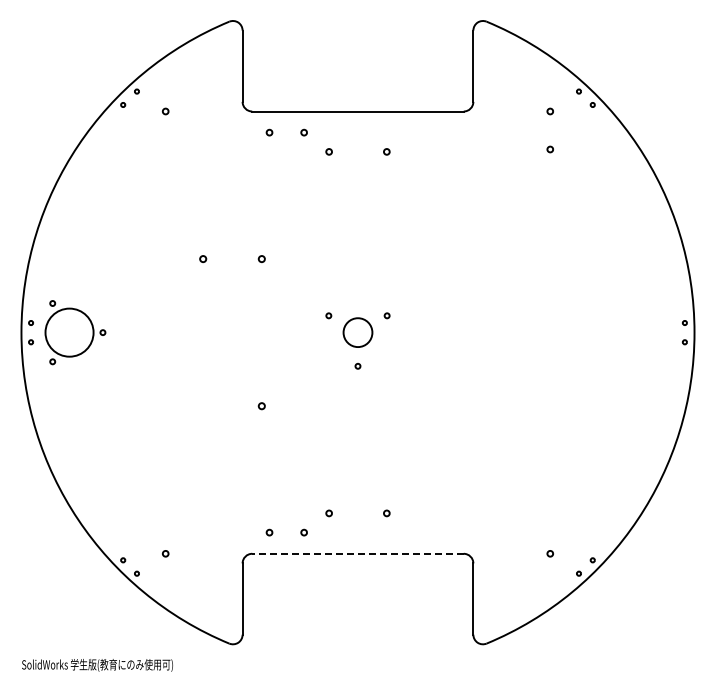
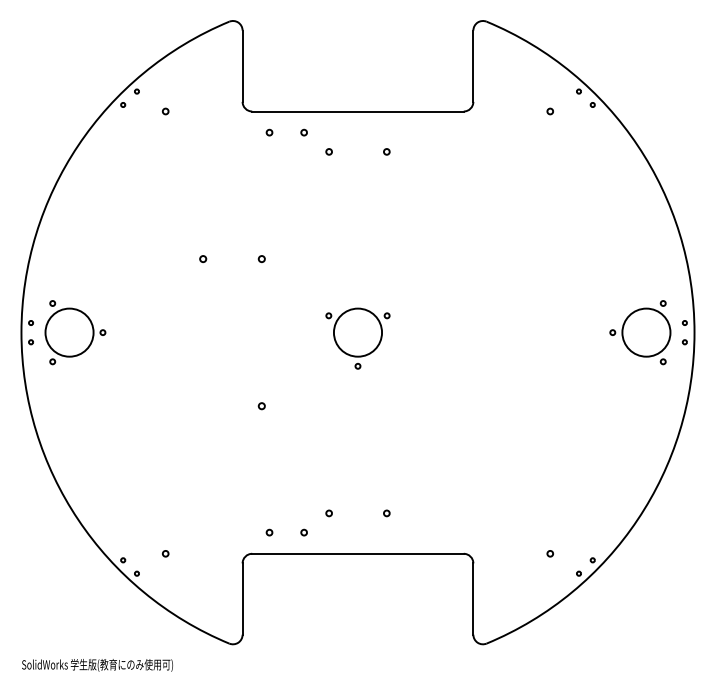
circle: present -> none (549, 149)
circle diameter: 29 px -> 48 px (357, 332)
part: none -> present (640, 332)
line: dashed -> solid (358, 553)
